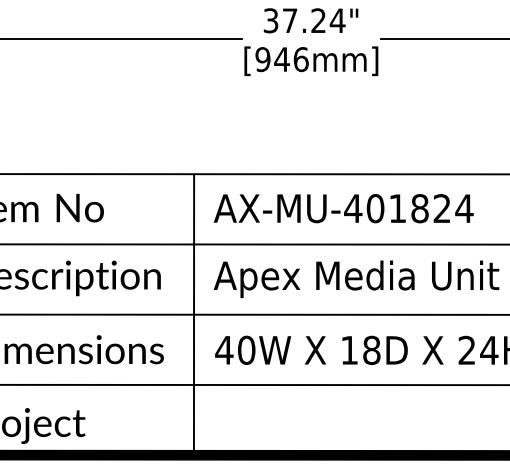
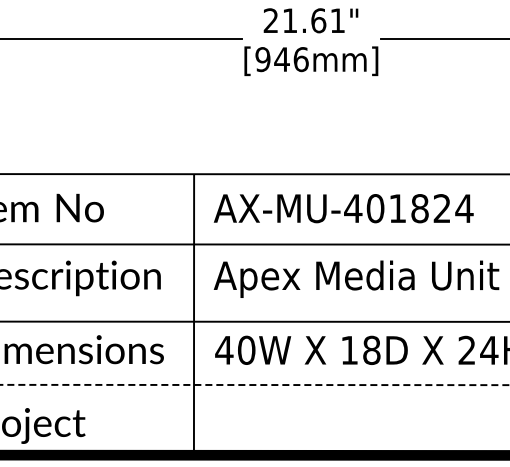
text: 37.24" -> 21.61" (304, 20)
line position: (254, 314) -> (254, 321) (254, 321)
line: solid -> dashed (255, 385)
